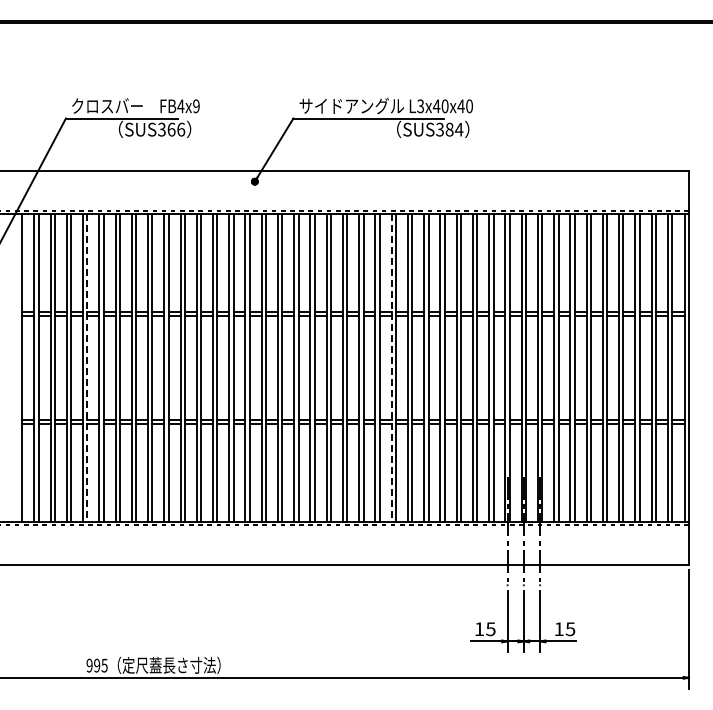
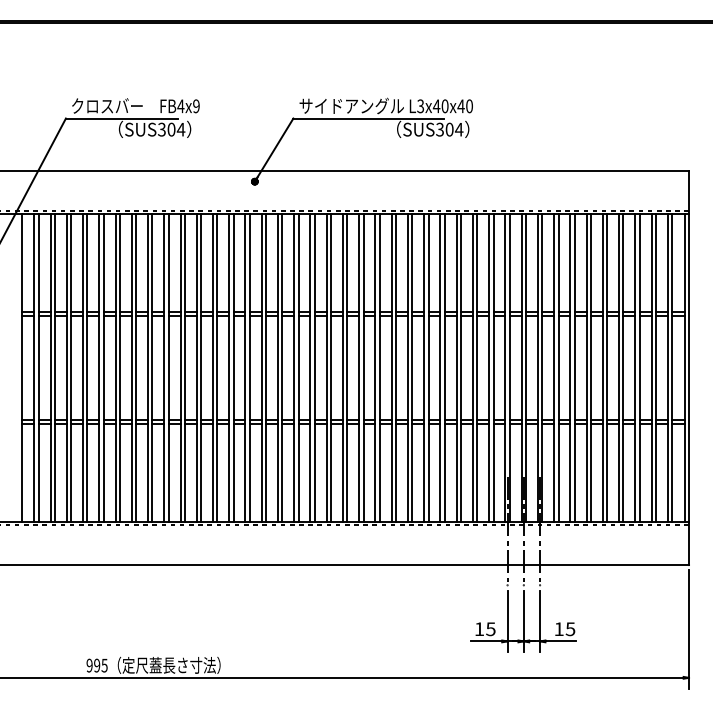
text: SUS366 -> SUS304 (176, 129)
text: SUS384 -> SUS304 (449, 129)
line: dashed -> solid (87, 367)
line: dashed -> solid (391, 367)
